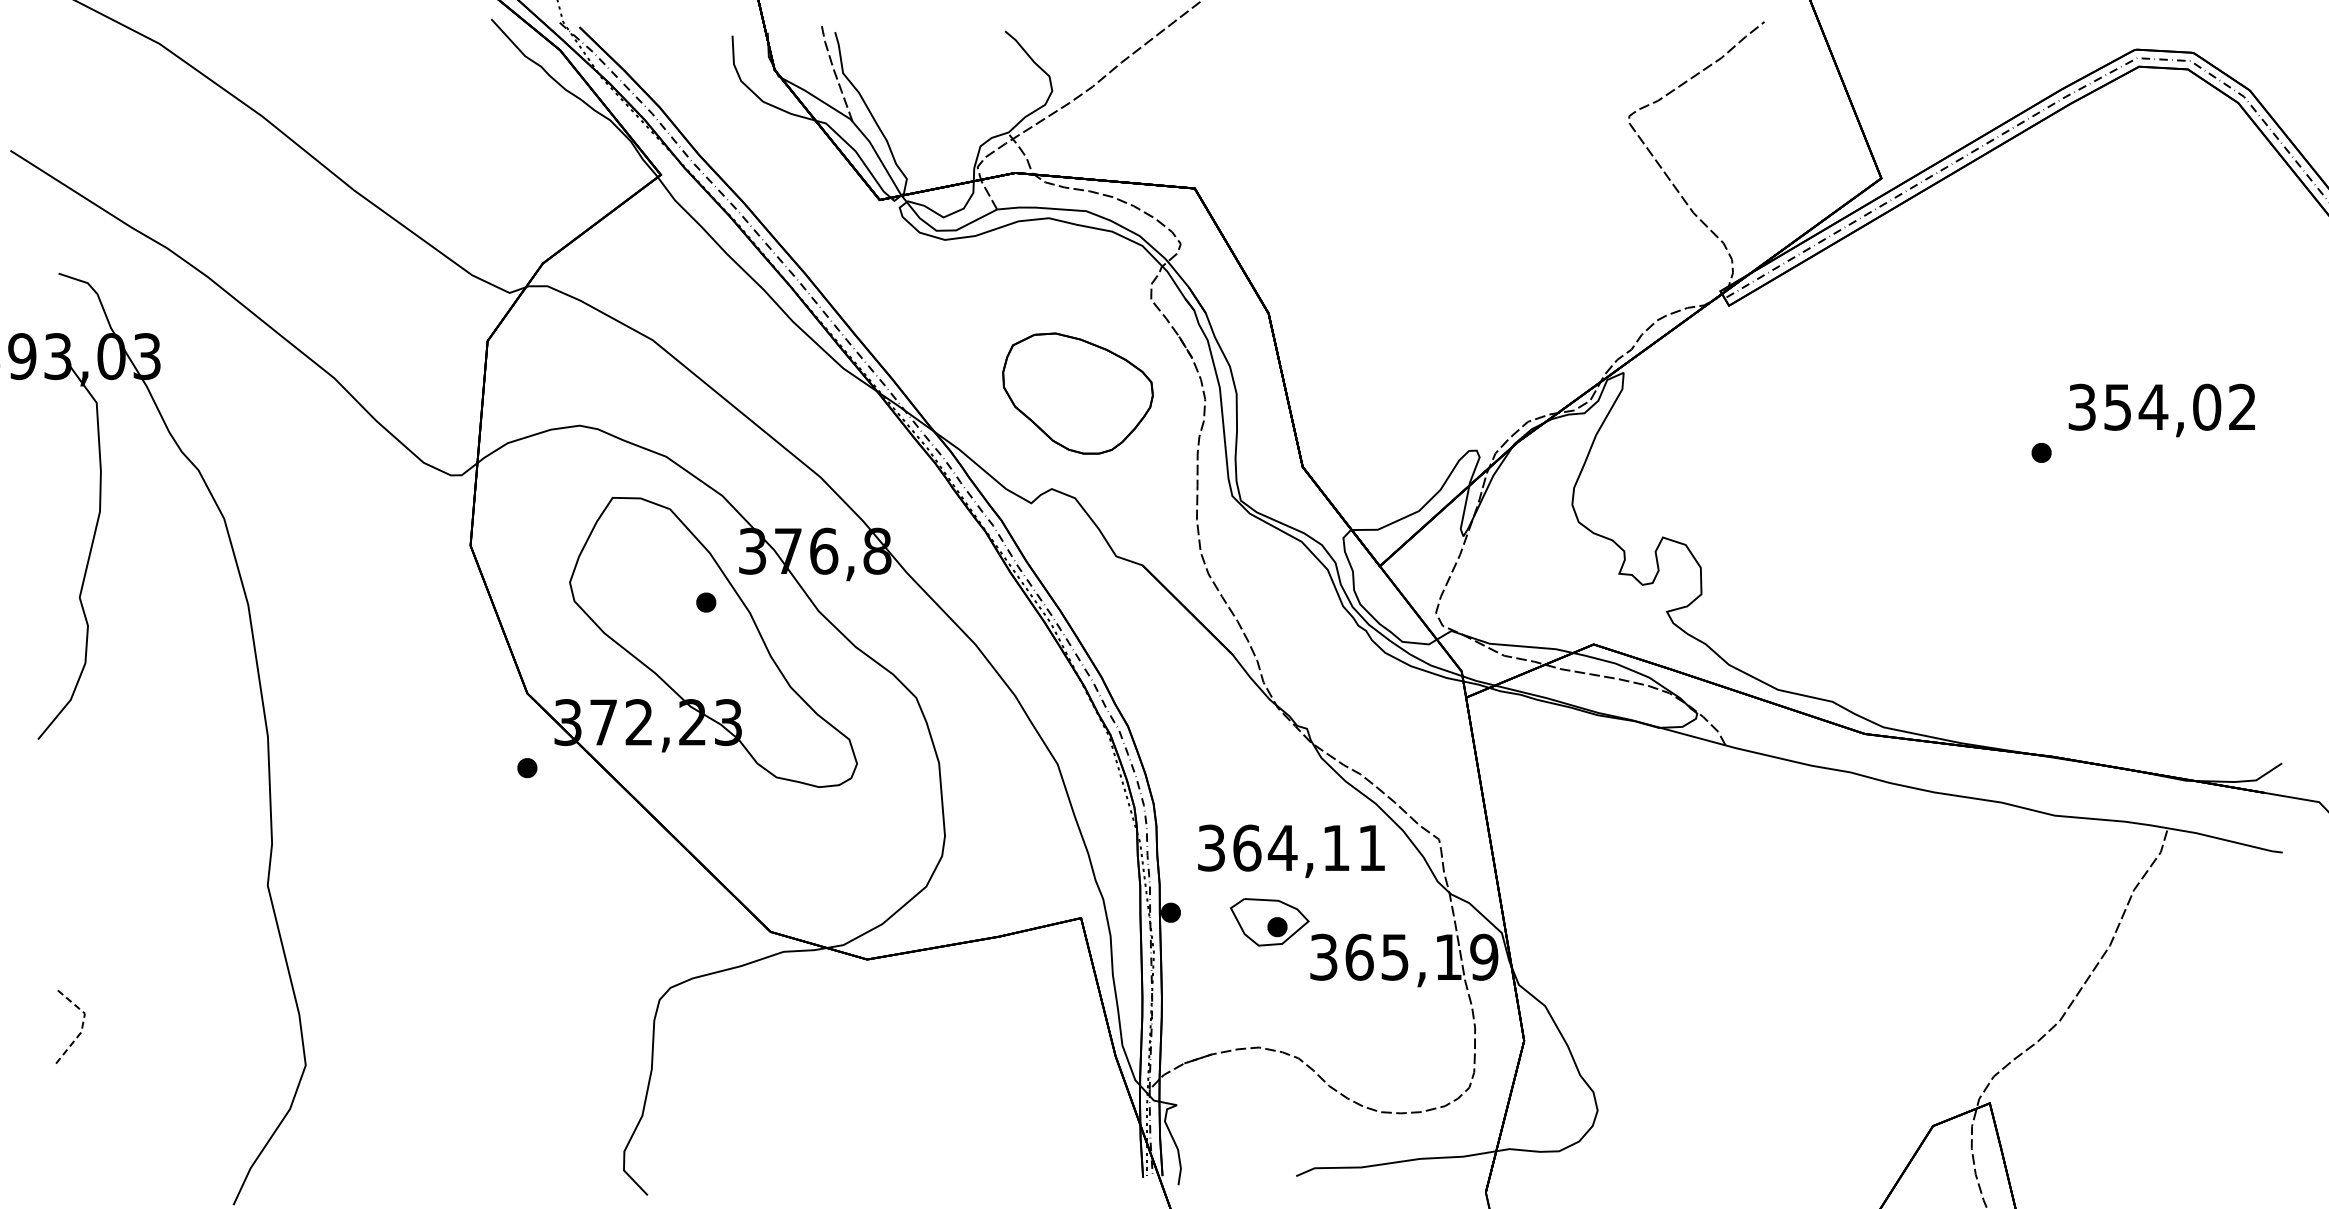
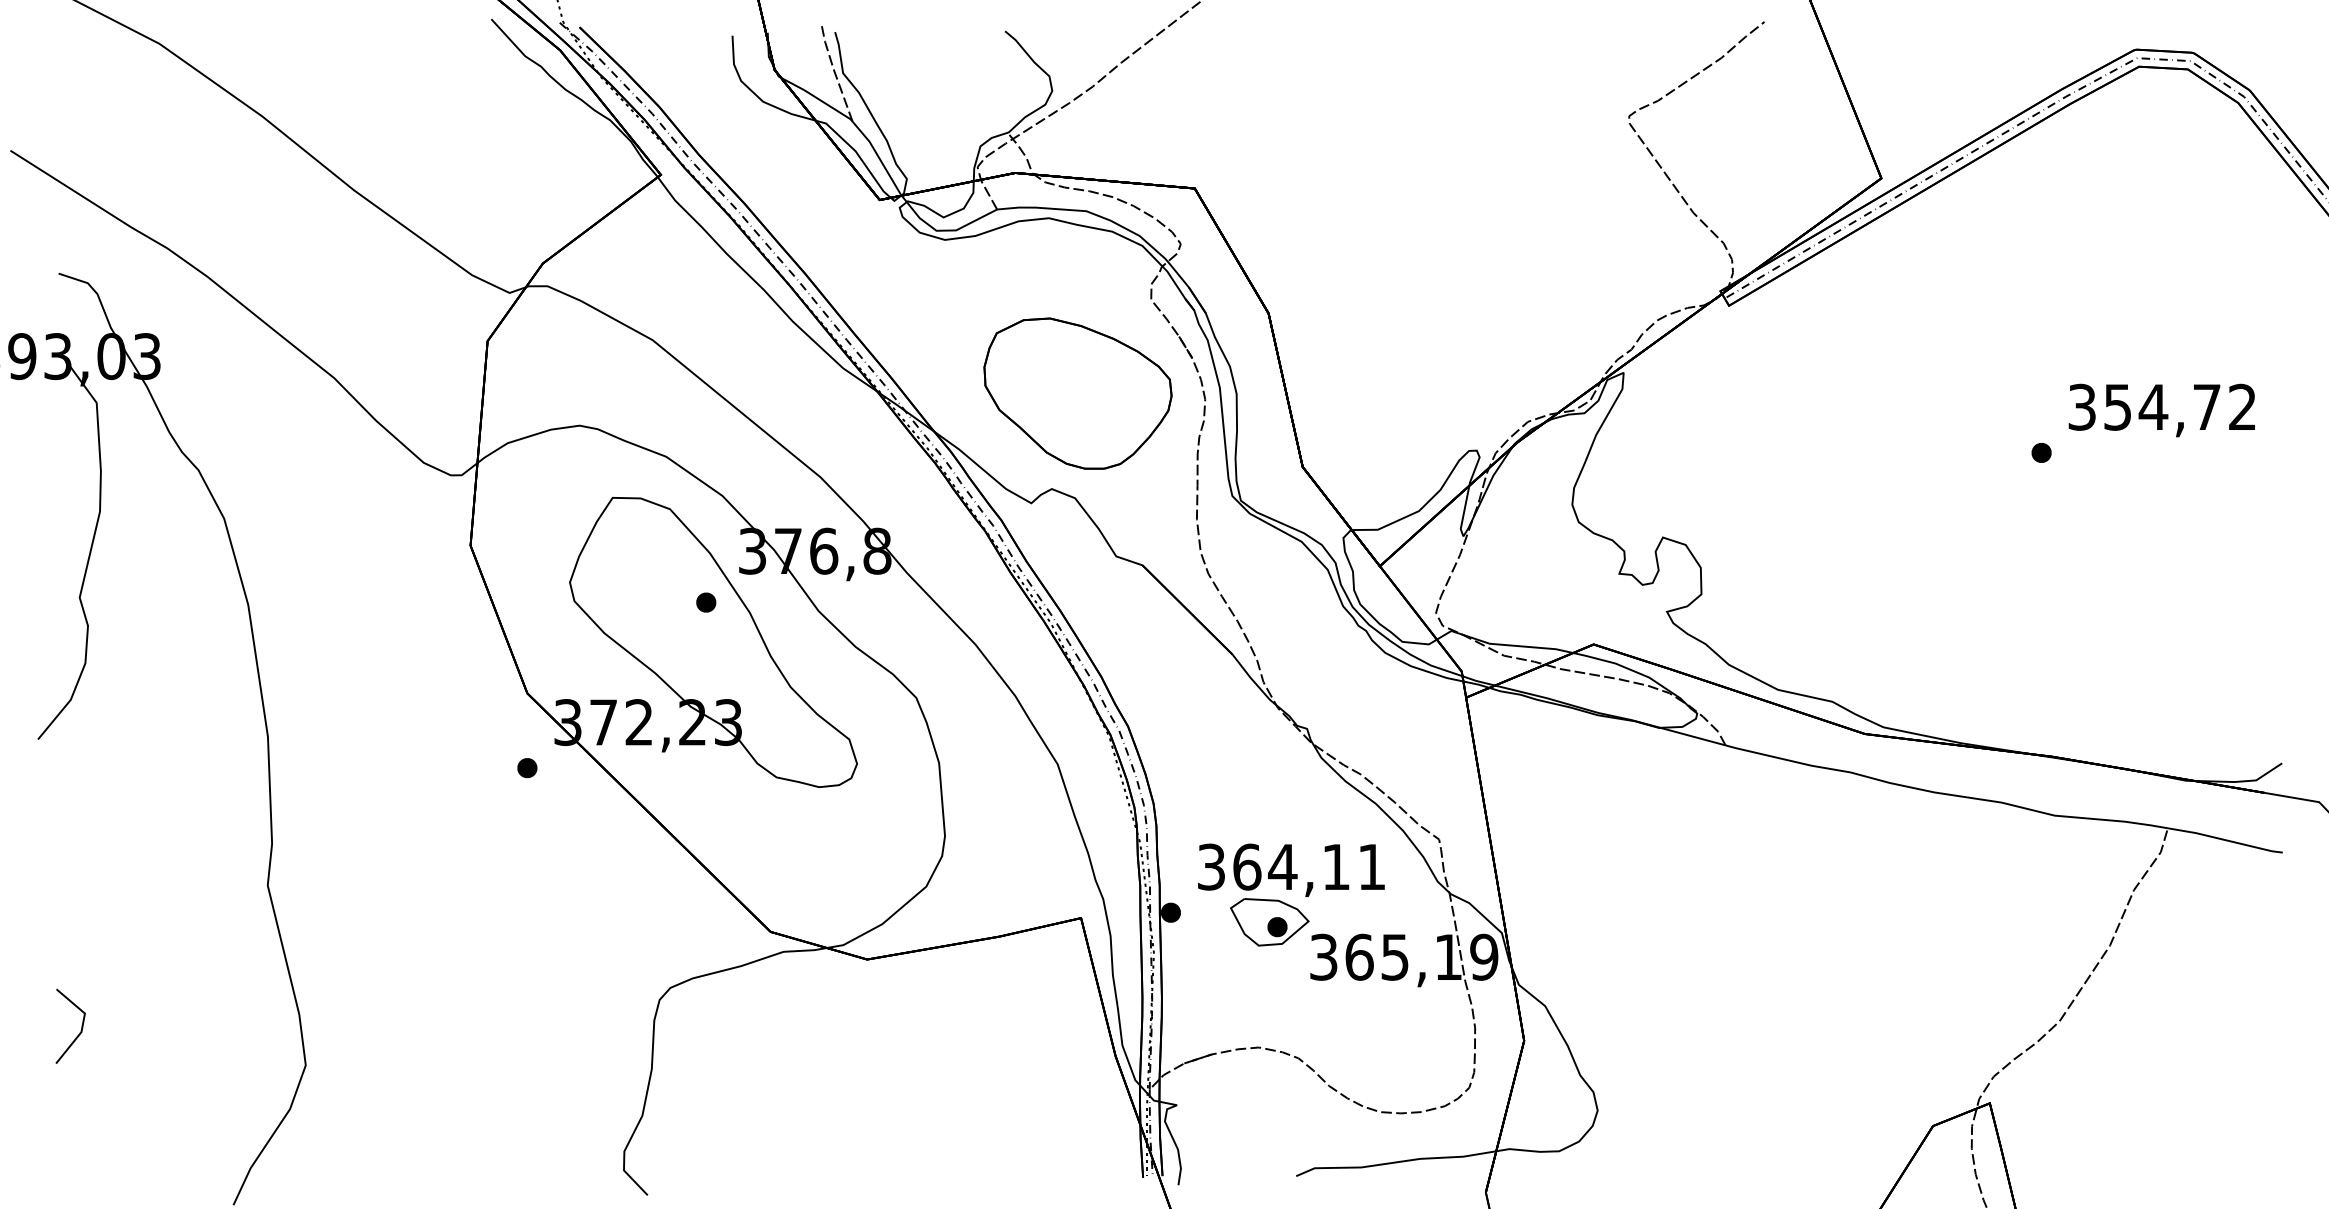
part size: 152x123 px -> 190x153 px (1077, 393)
text: 354,02 -> 354,72 (2207, 406)
text position: (1291, 850) -> (1291, 869) (1291, 869)
line: dashed -> solid (82, 1024)
